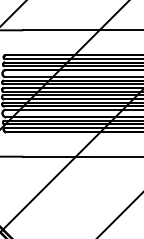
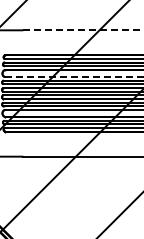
line: solid -> dashed (83, 30)
line: solid -> dashed (74, 76)
